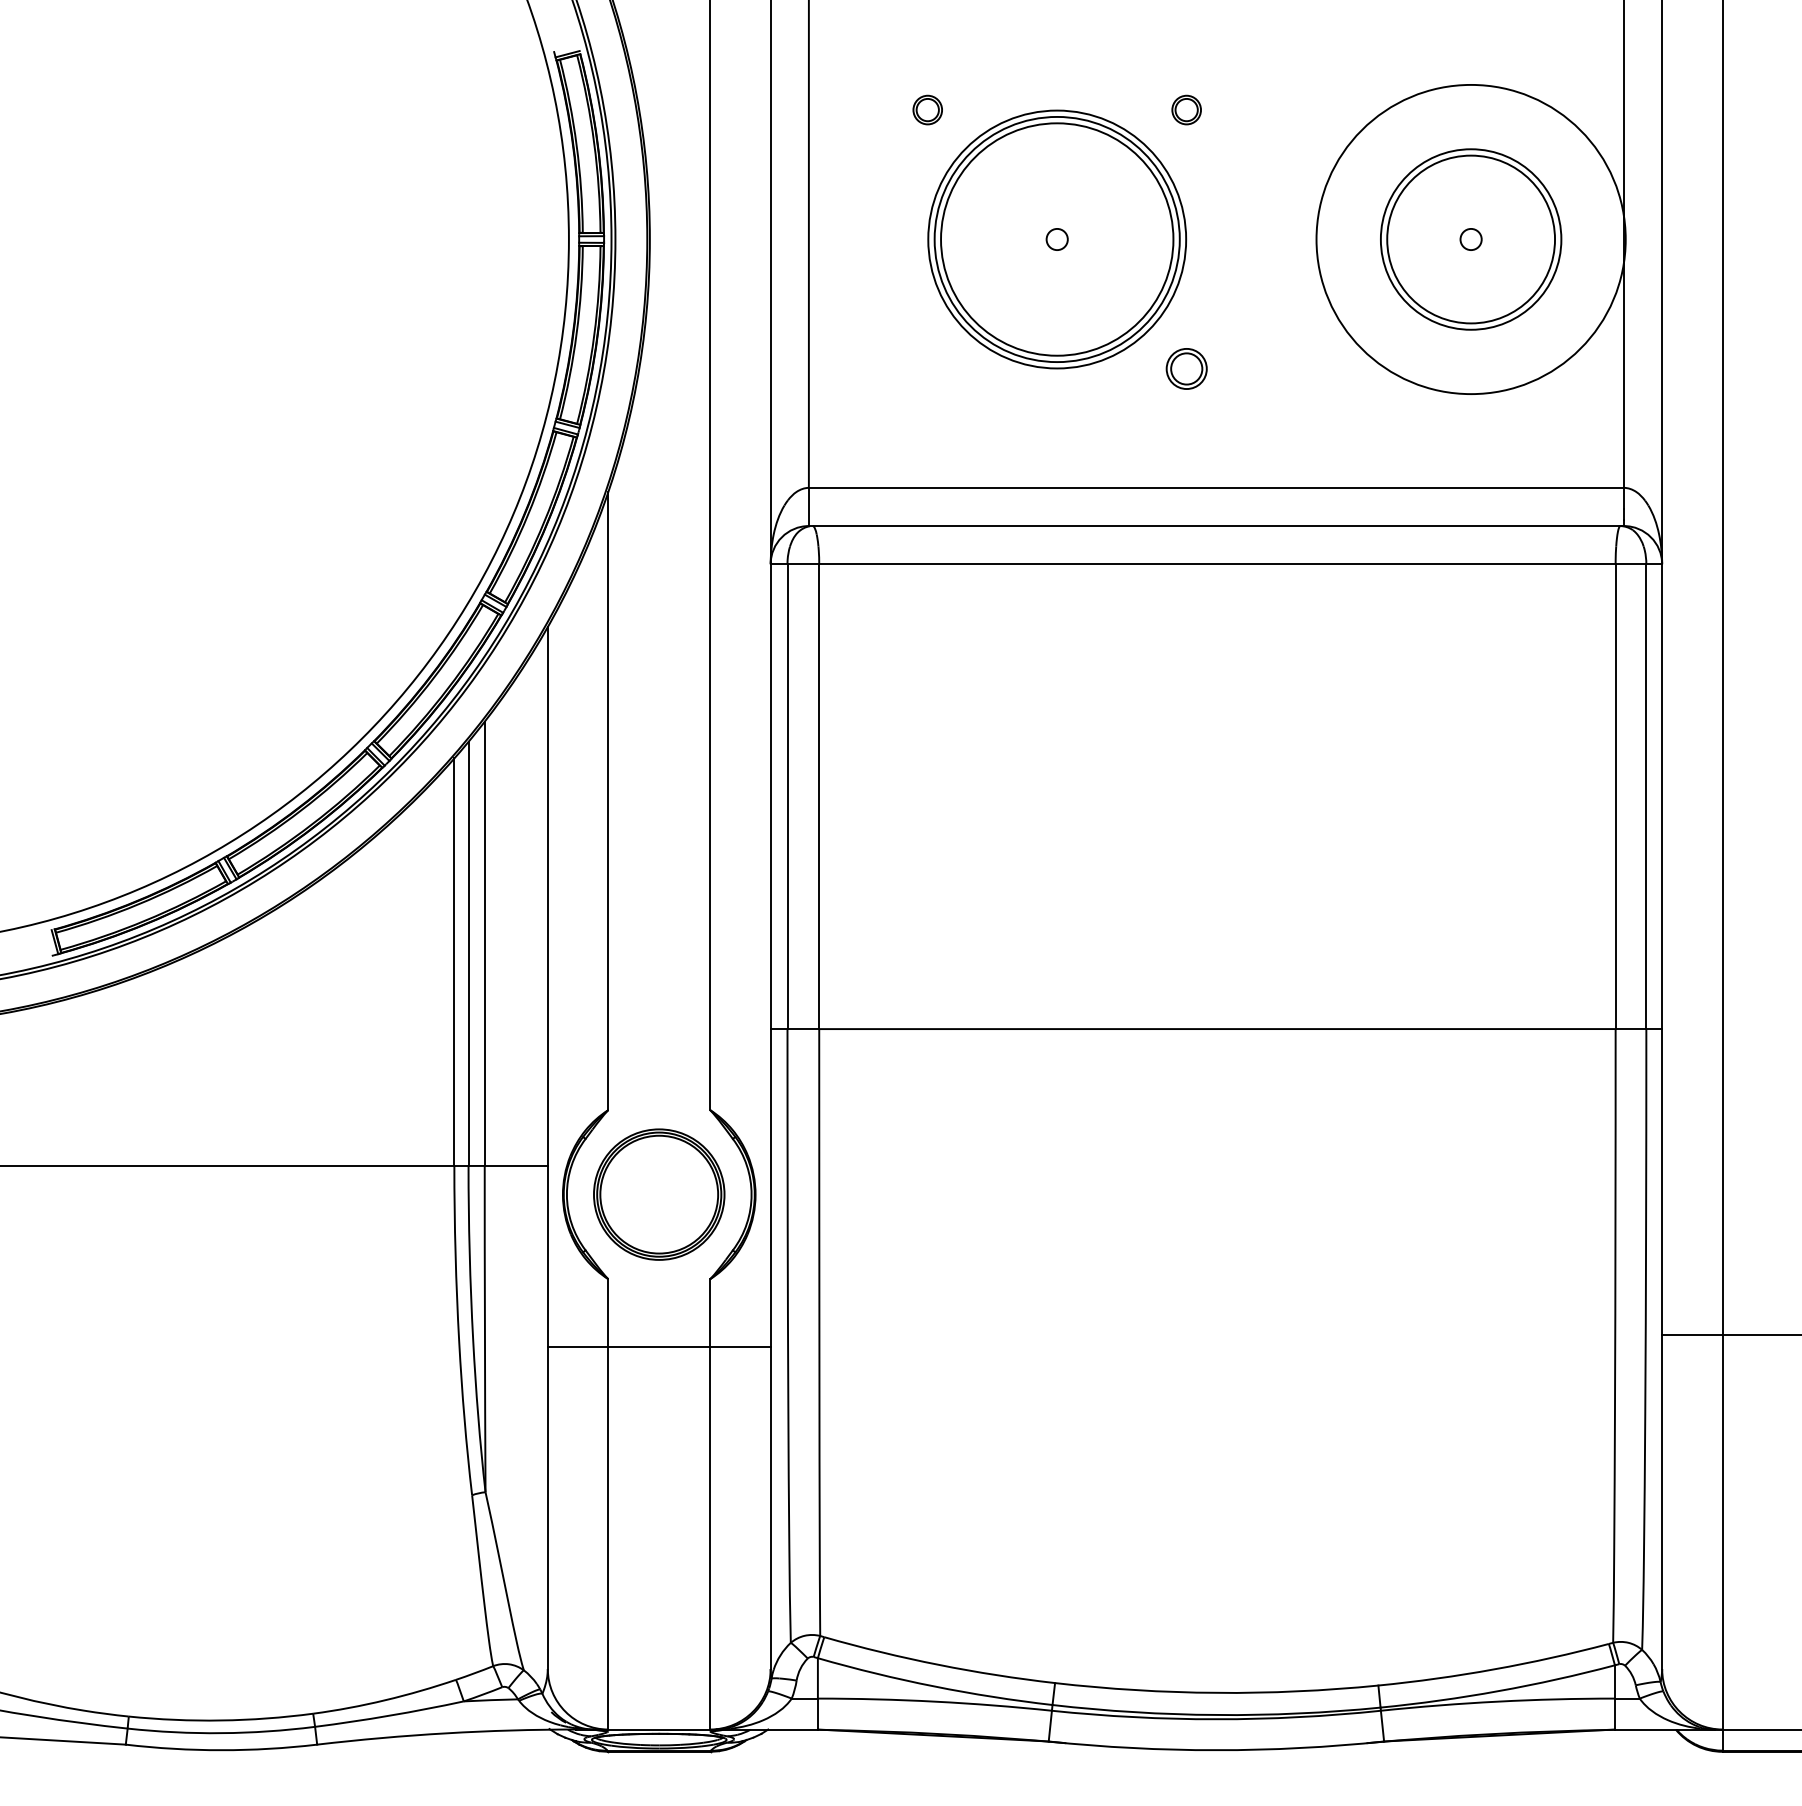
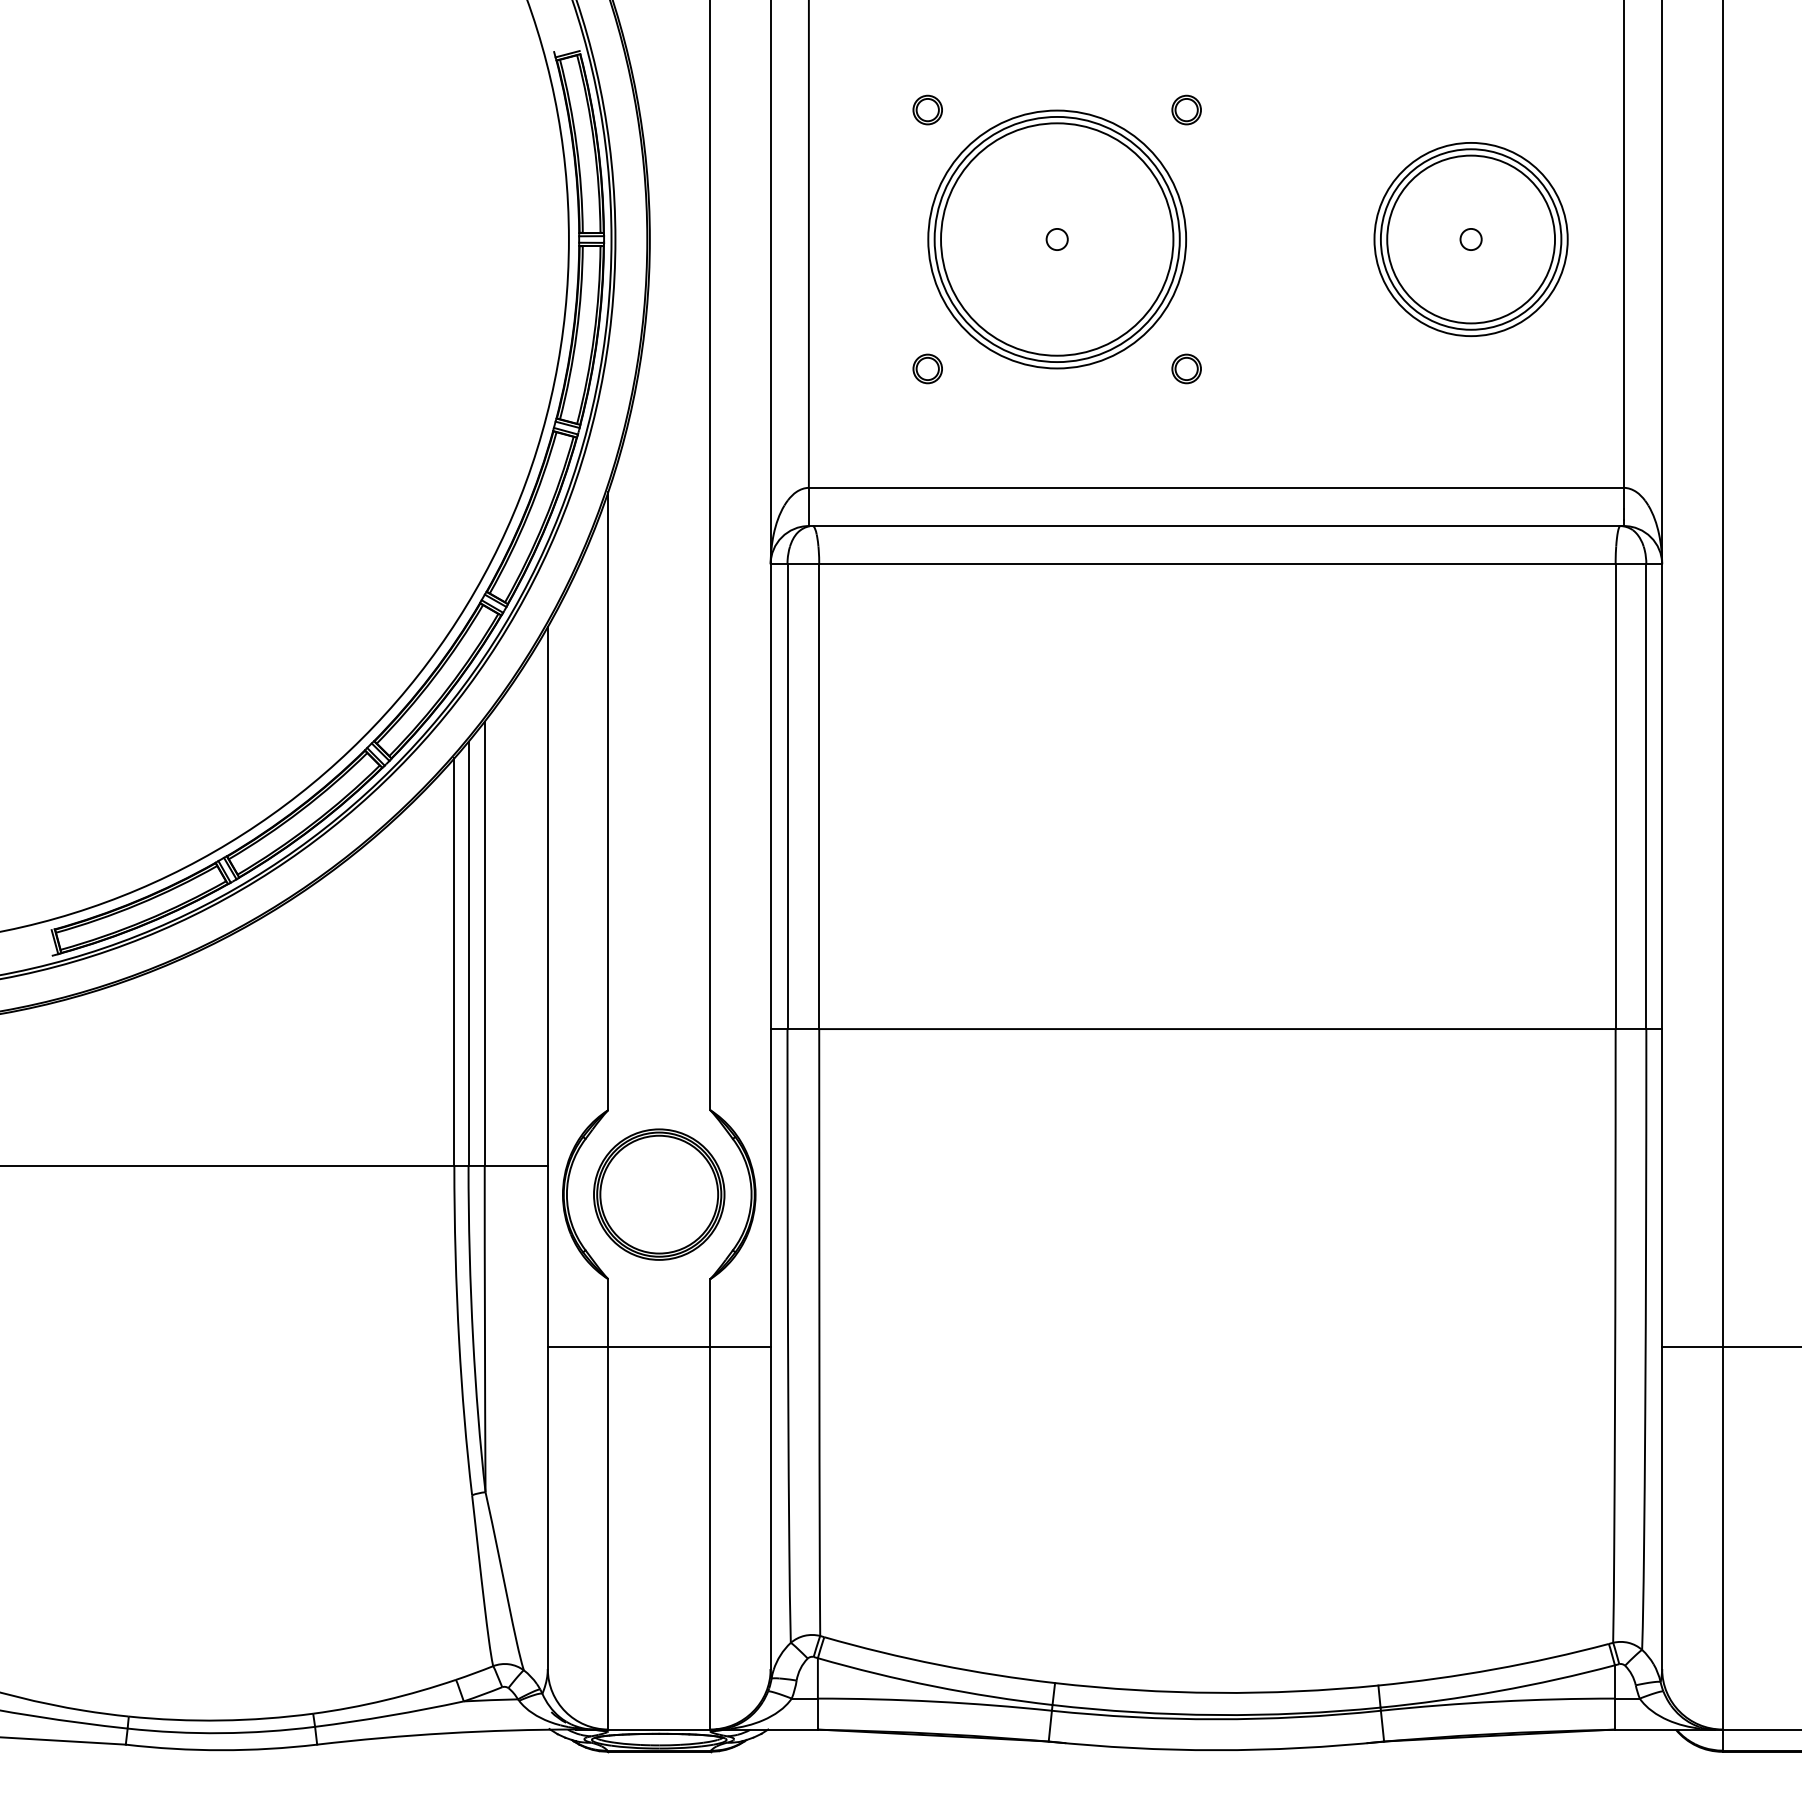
circle diameter: 309 px -> 193 px (1470, 239)
part: none -> present (927, 368)
part size: 43x42 px -> 31x32 px (1186, 368)
line position: (1730, 1335) -> (1730, 1347) (1730, 1347)
